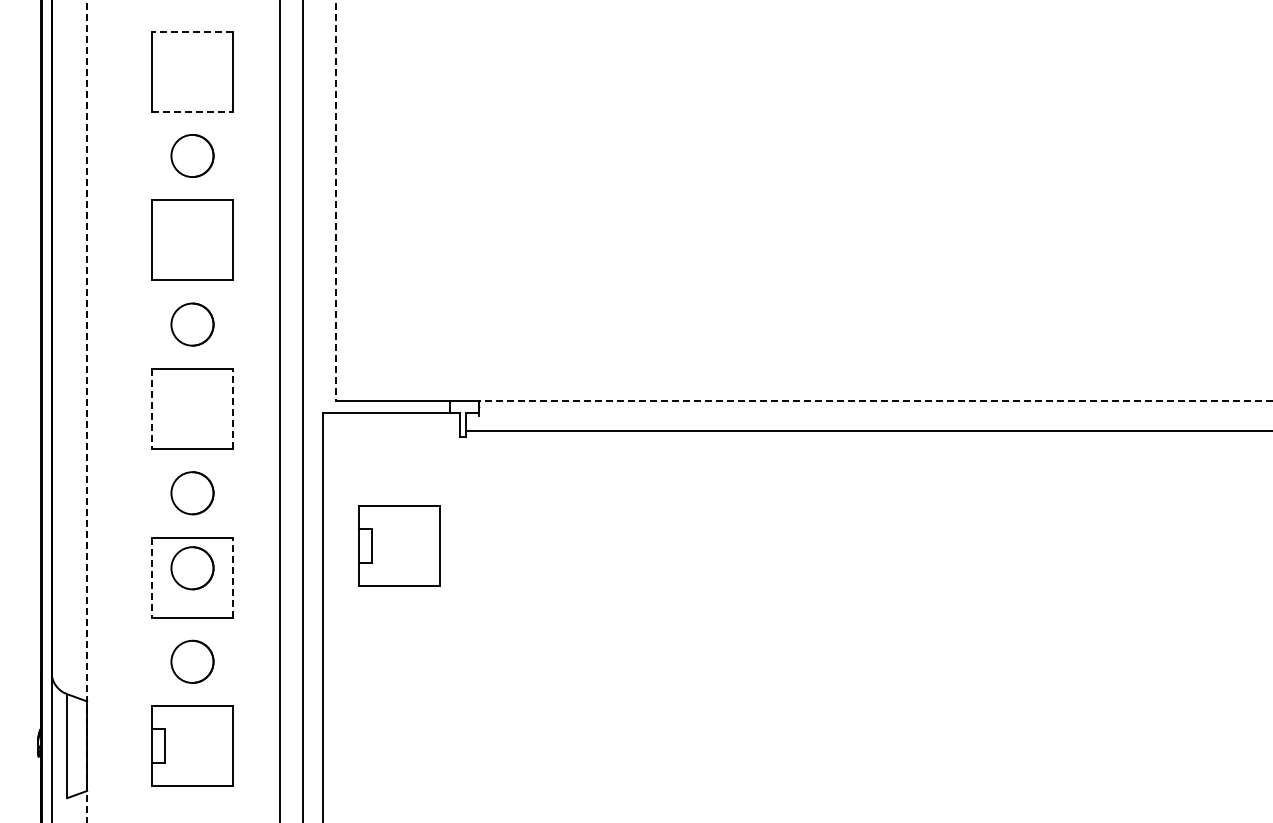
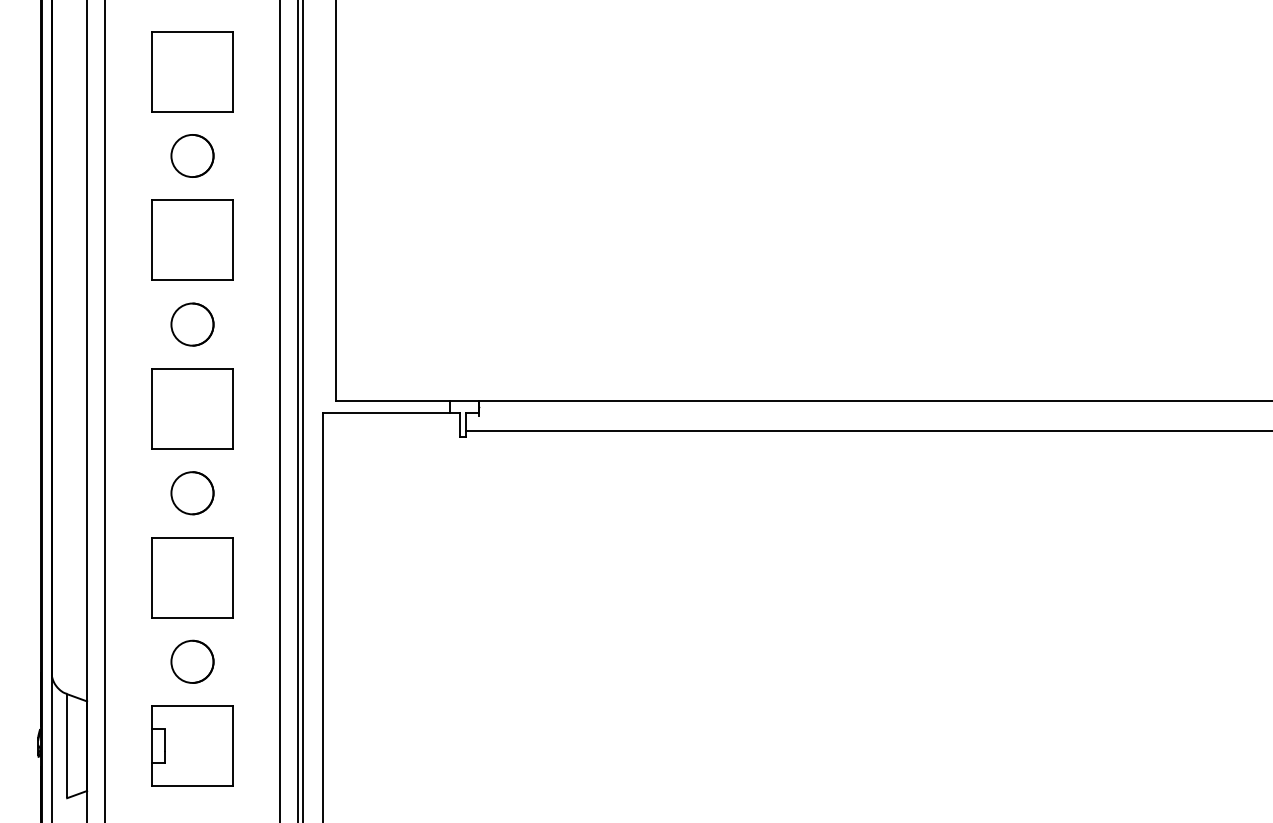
line: dashed -> solid (192, 31)
line: dashed -> solid (193, 111)
line: dashed -> solid (335, 200)
line: dashed -> solid (875, 400)
line: dashed -> solid (232, 408)
line: dashed -> solid (152, 409)
line: none -> present (104, 410)
line: none -> present (297, 410)
line: dashed -> solid (87, 411)
part: present -> none (399, 545)
circle: present -> none (192, 568)
line: dashed -> solid (232, 577)
line: dashed -> solid (152, 578)
